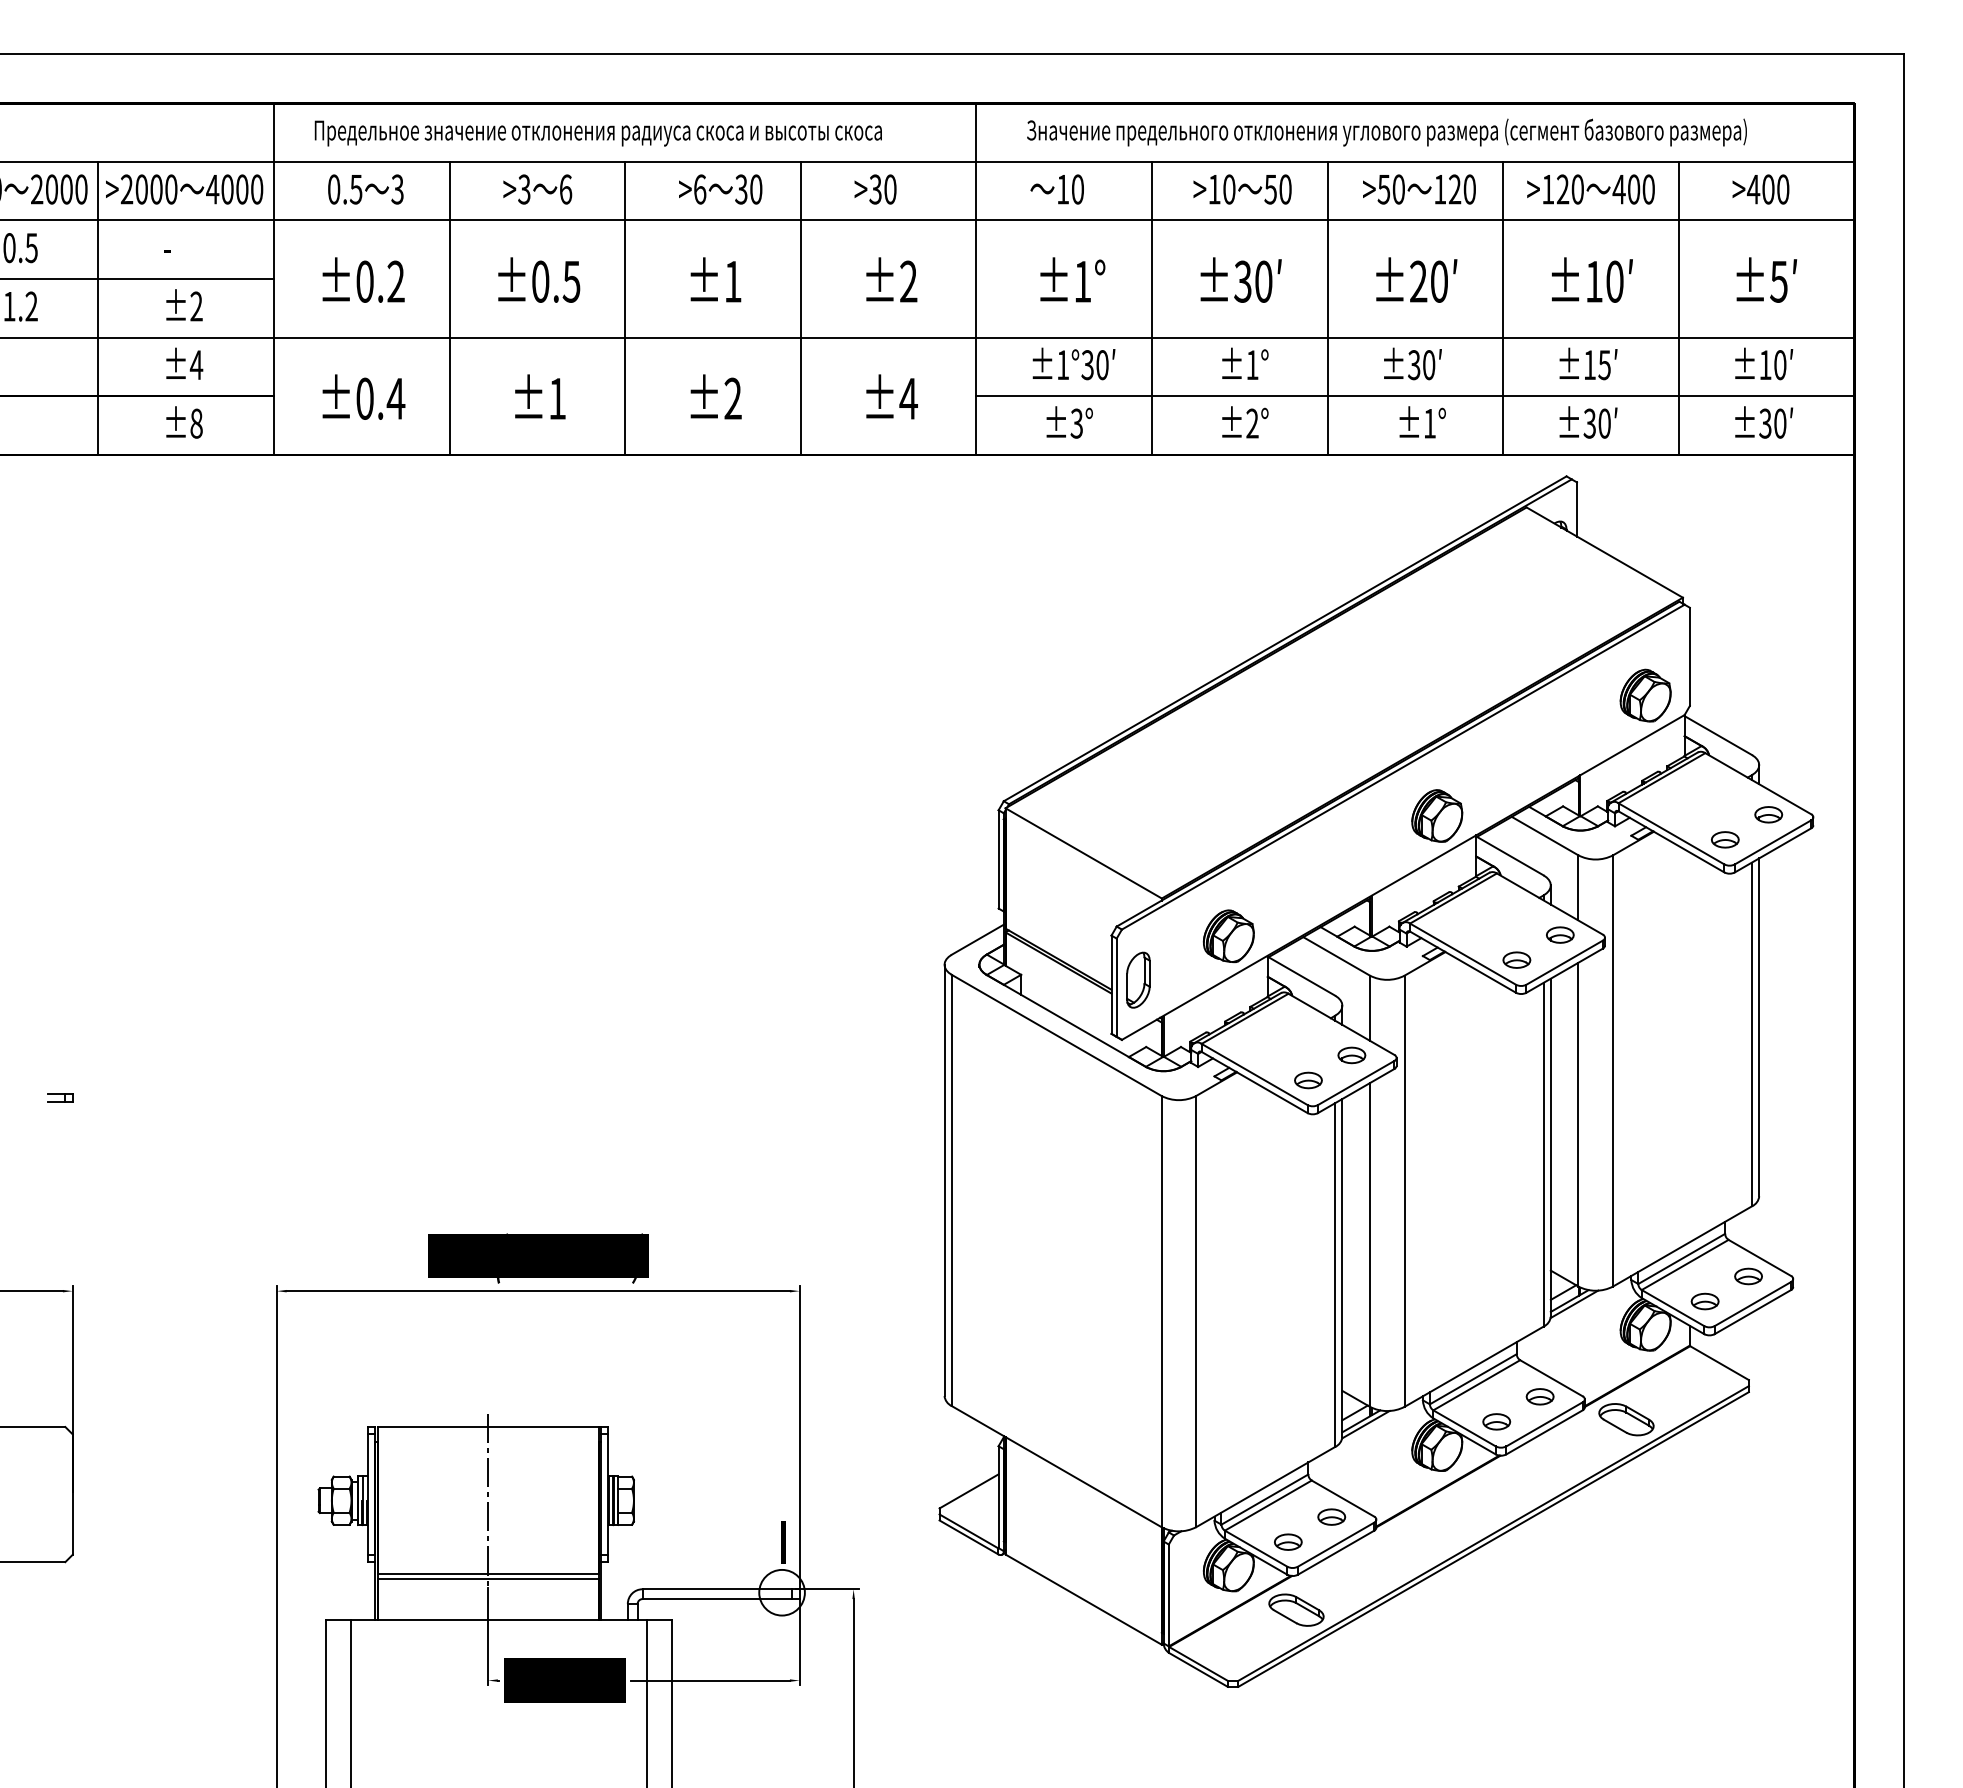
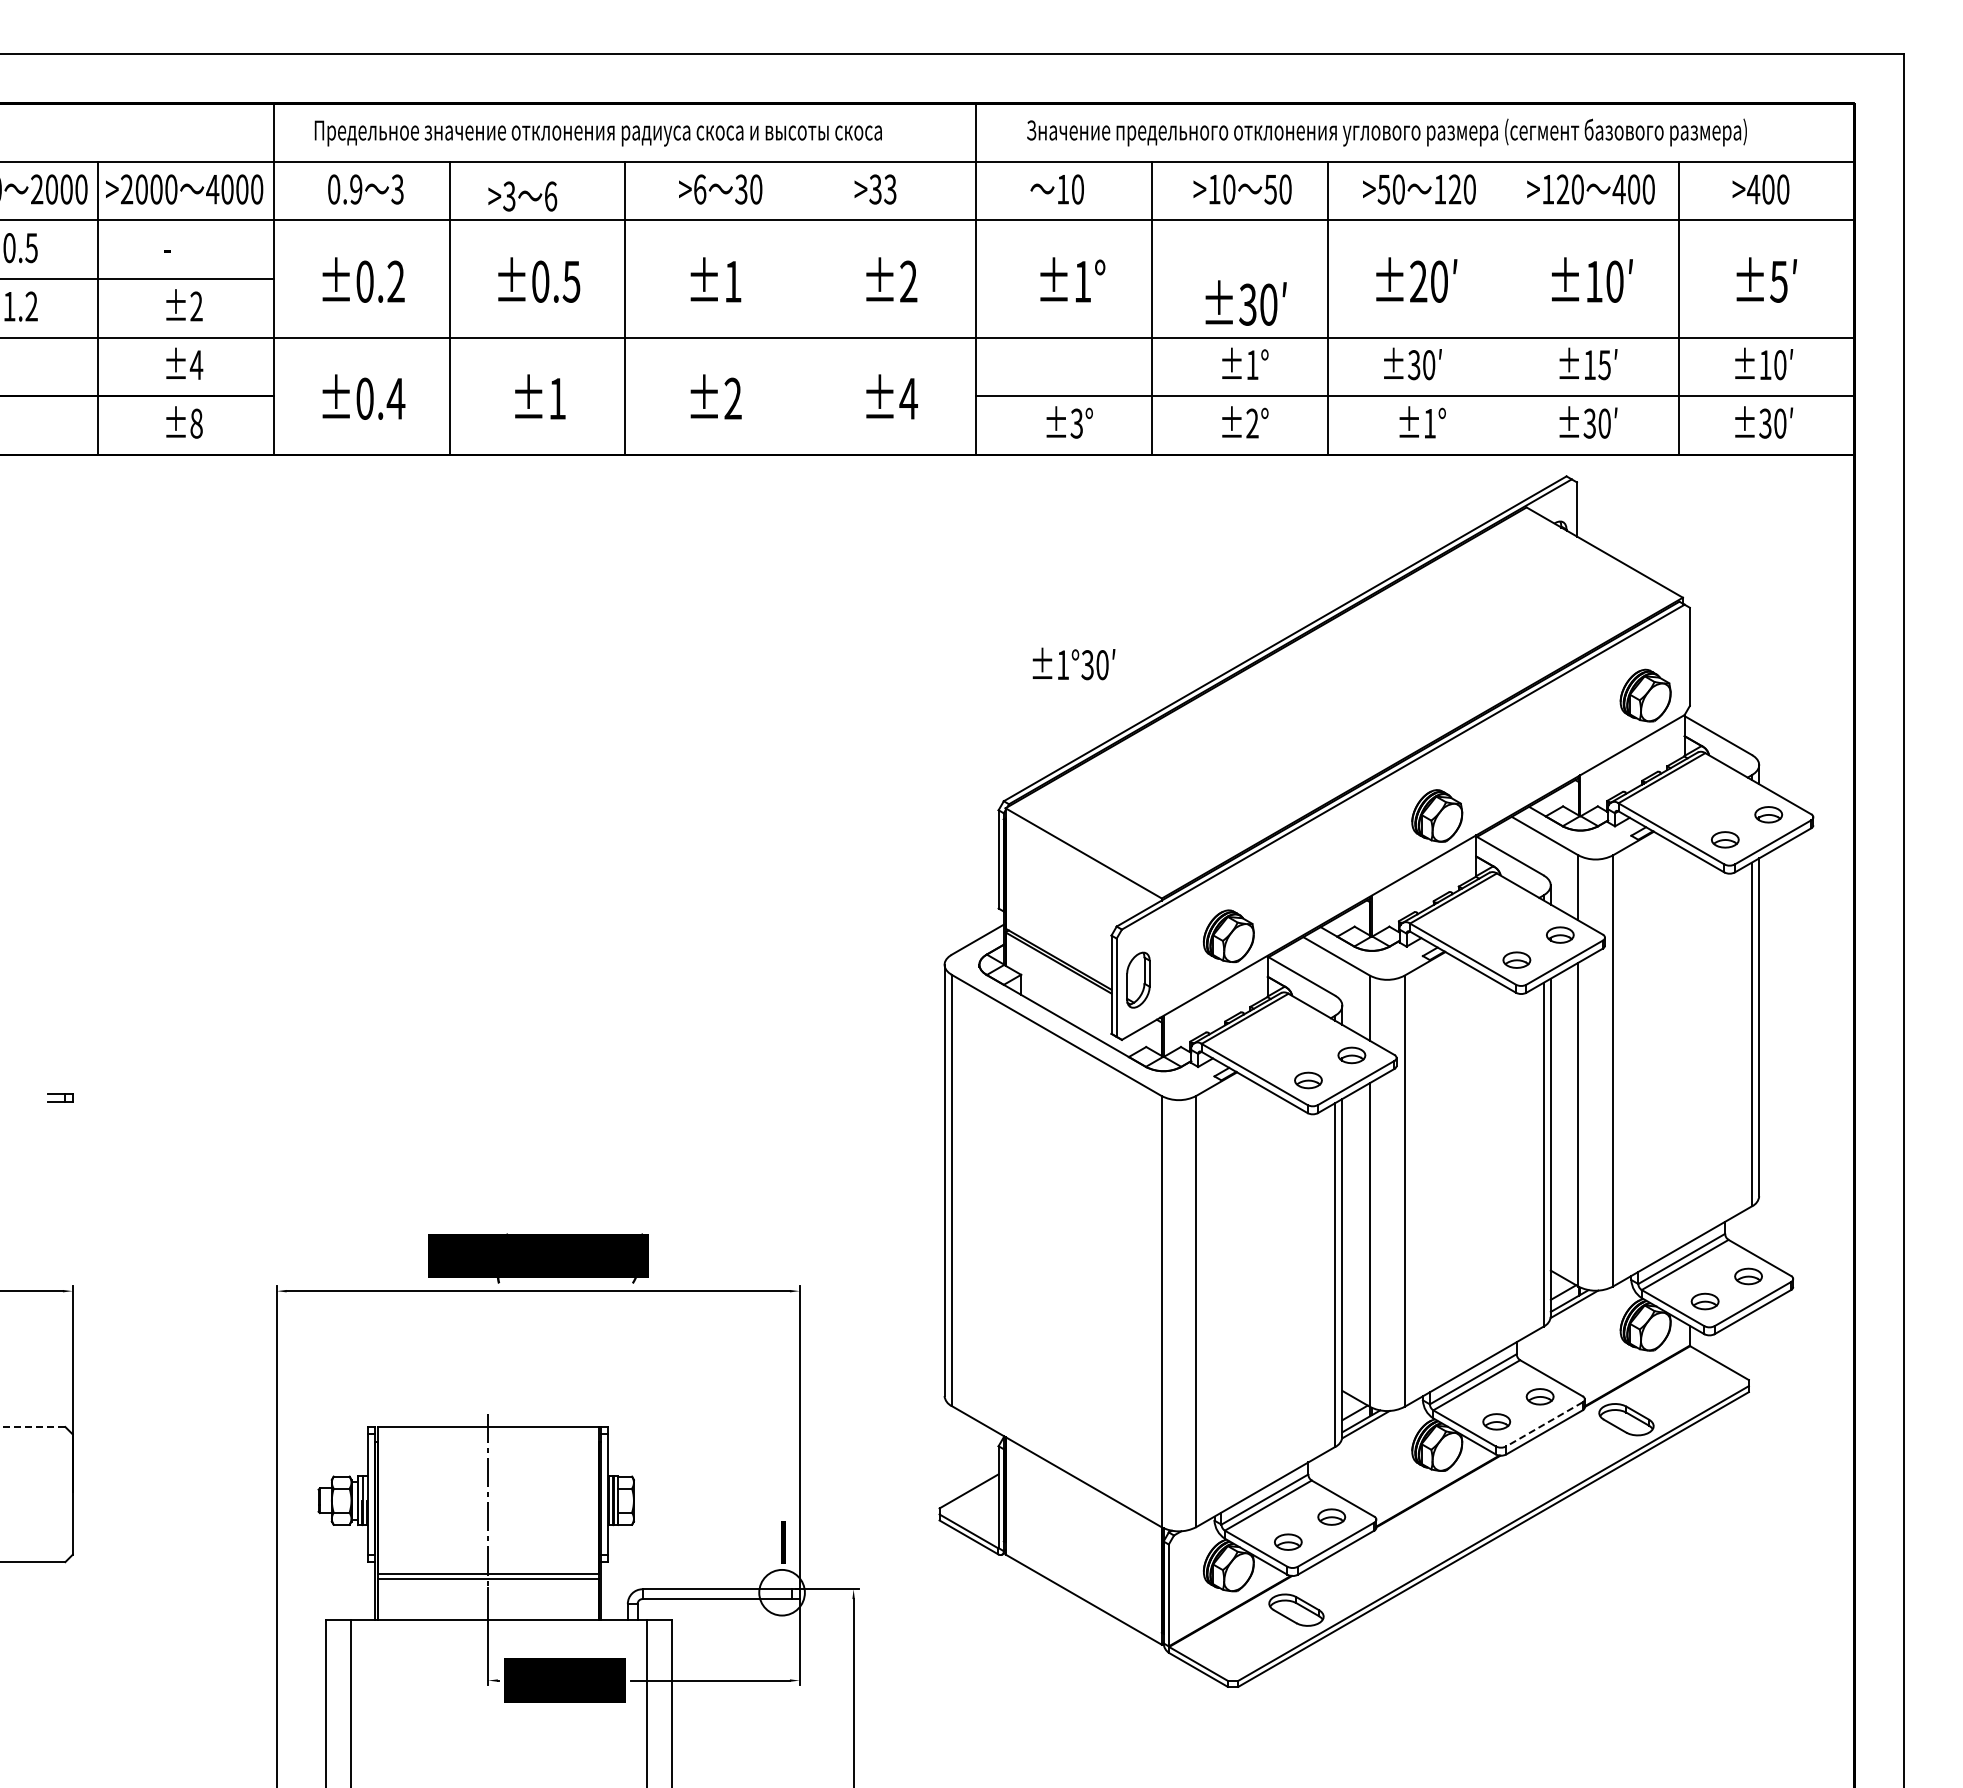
text: 0.5 -> 0.9 (355, 189)
text position: (537, 189) -> (522, 196) (522, 196)
text: >30 -> >33 (890, 189)
text position: (1240, 279) -> (1245, 302) (1245, 302)
line: present -> none (800, 307)
line: present -> none (1503, 307)
text position: (1073, 363) -> (1073, 663) (1073, 663)
line: solid -> dashed (1544, 1424)
line: solid -> dashed (32, 1427)
